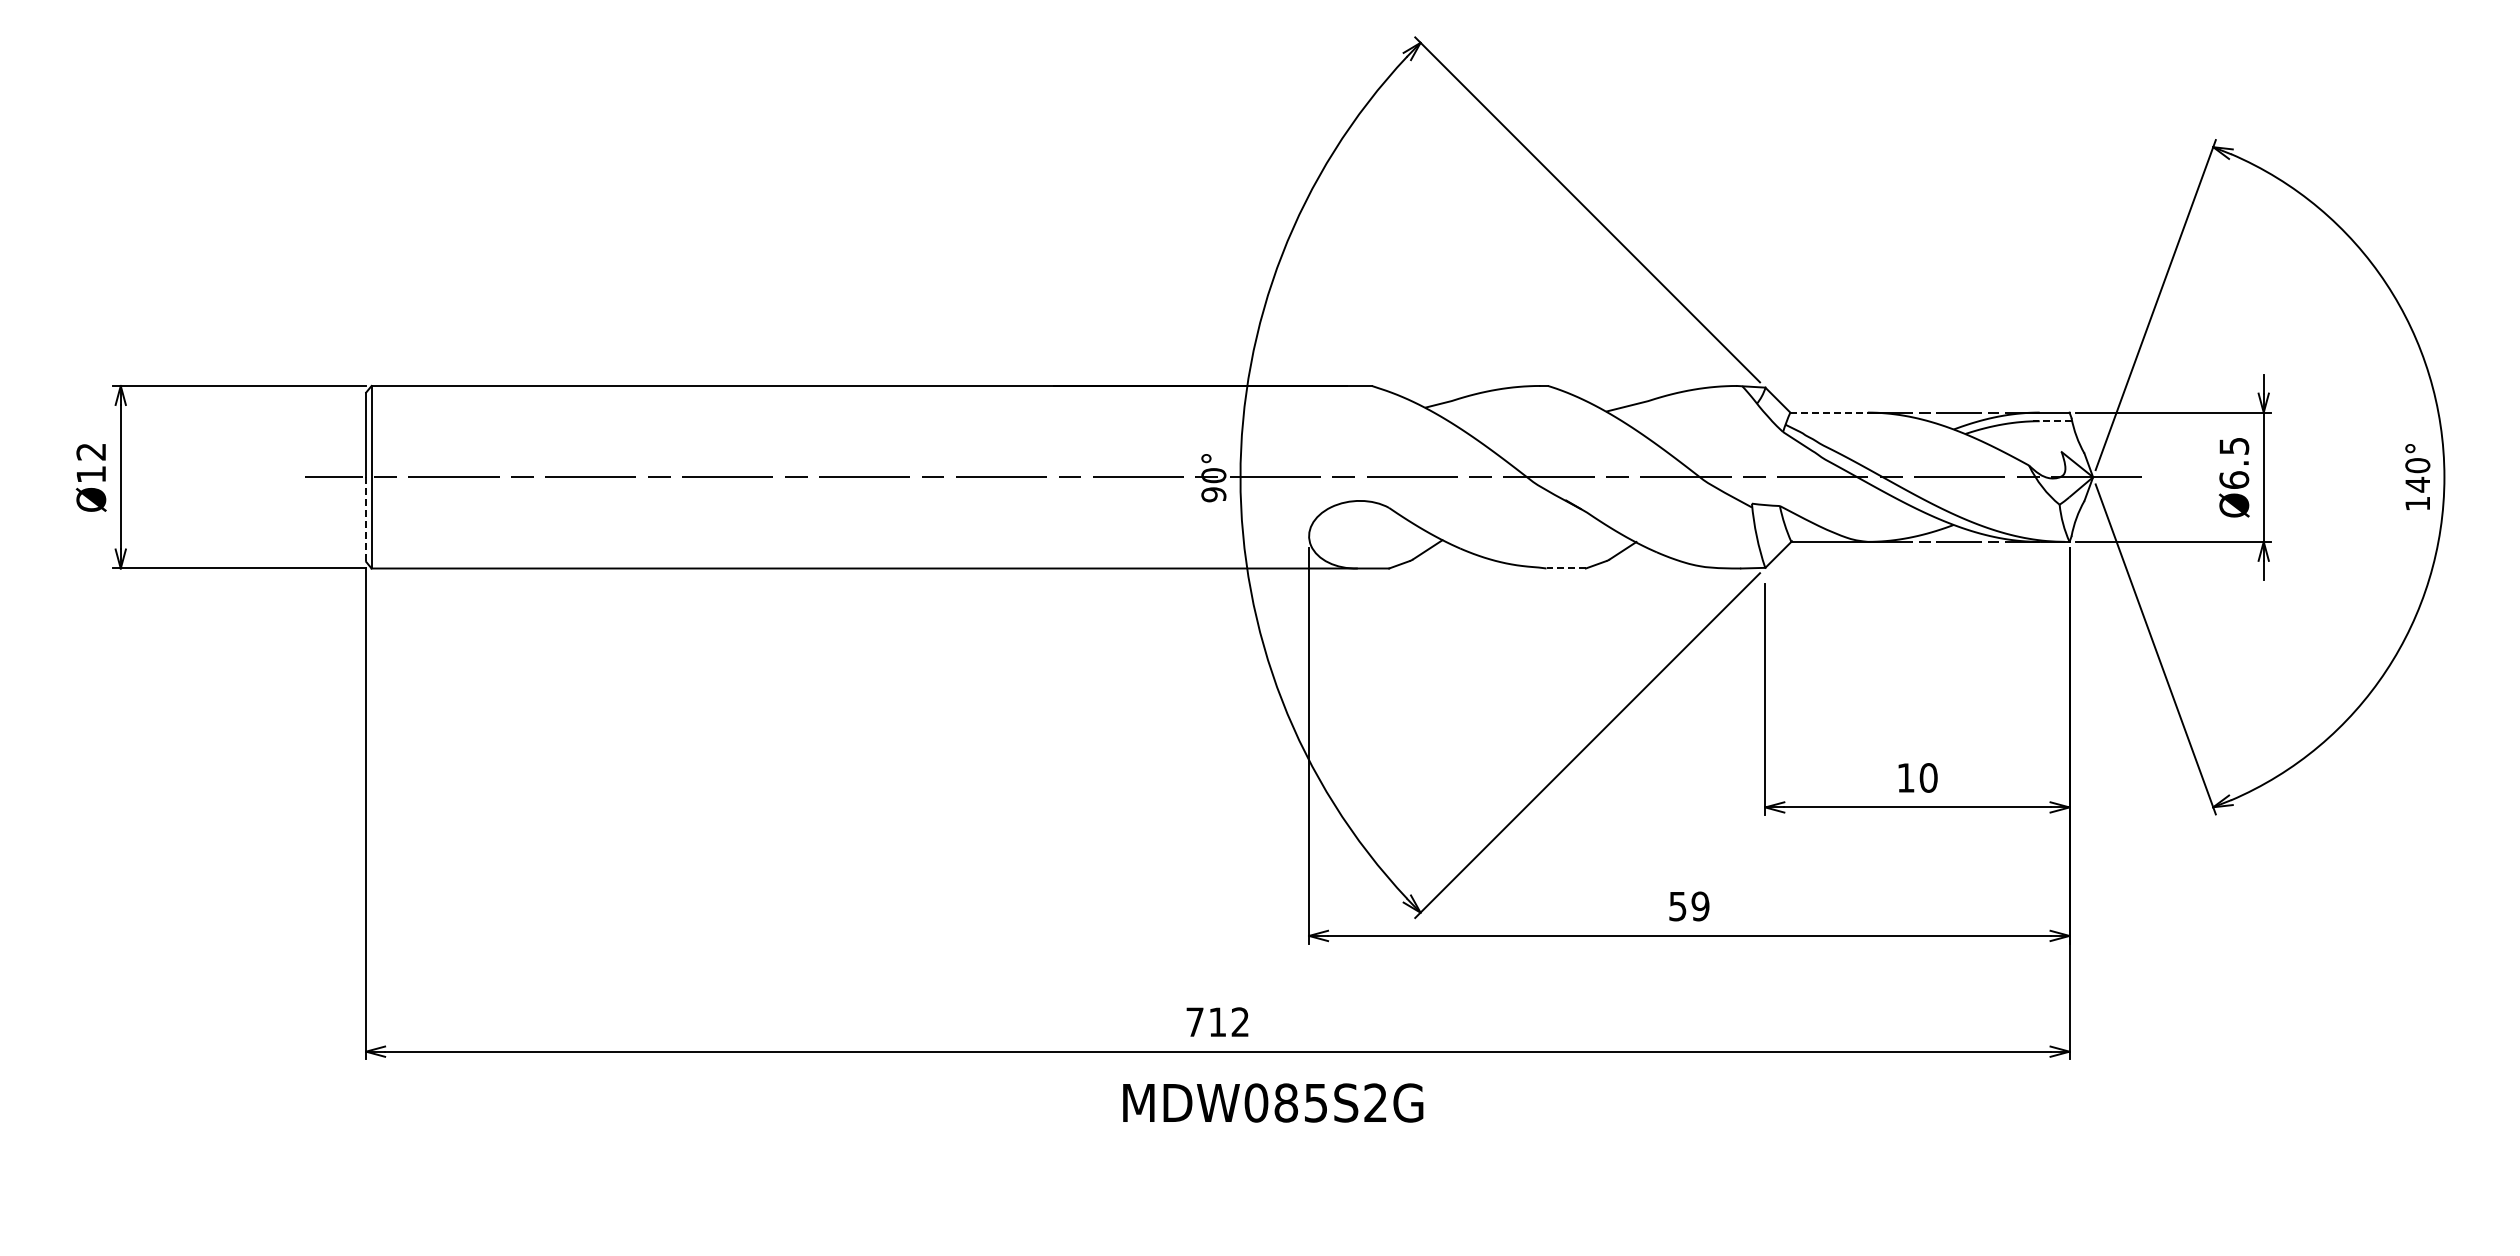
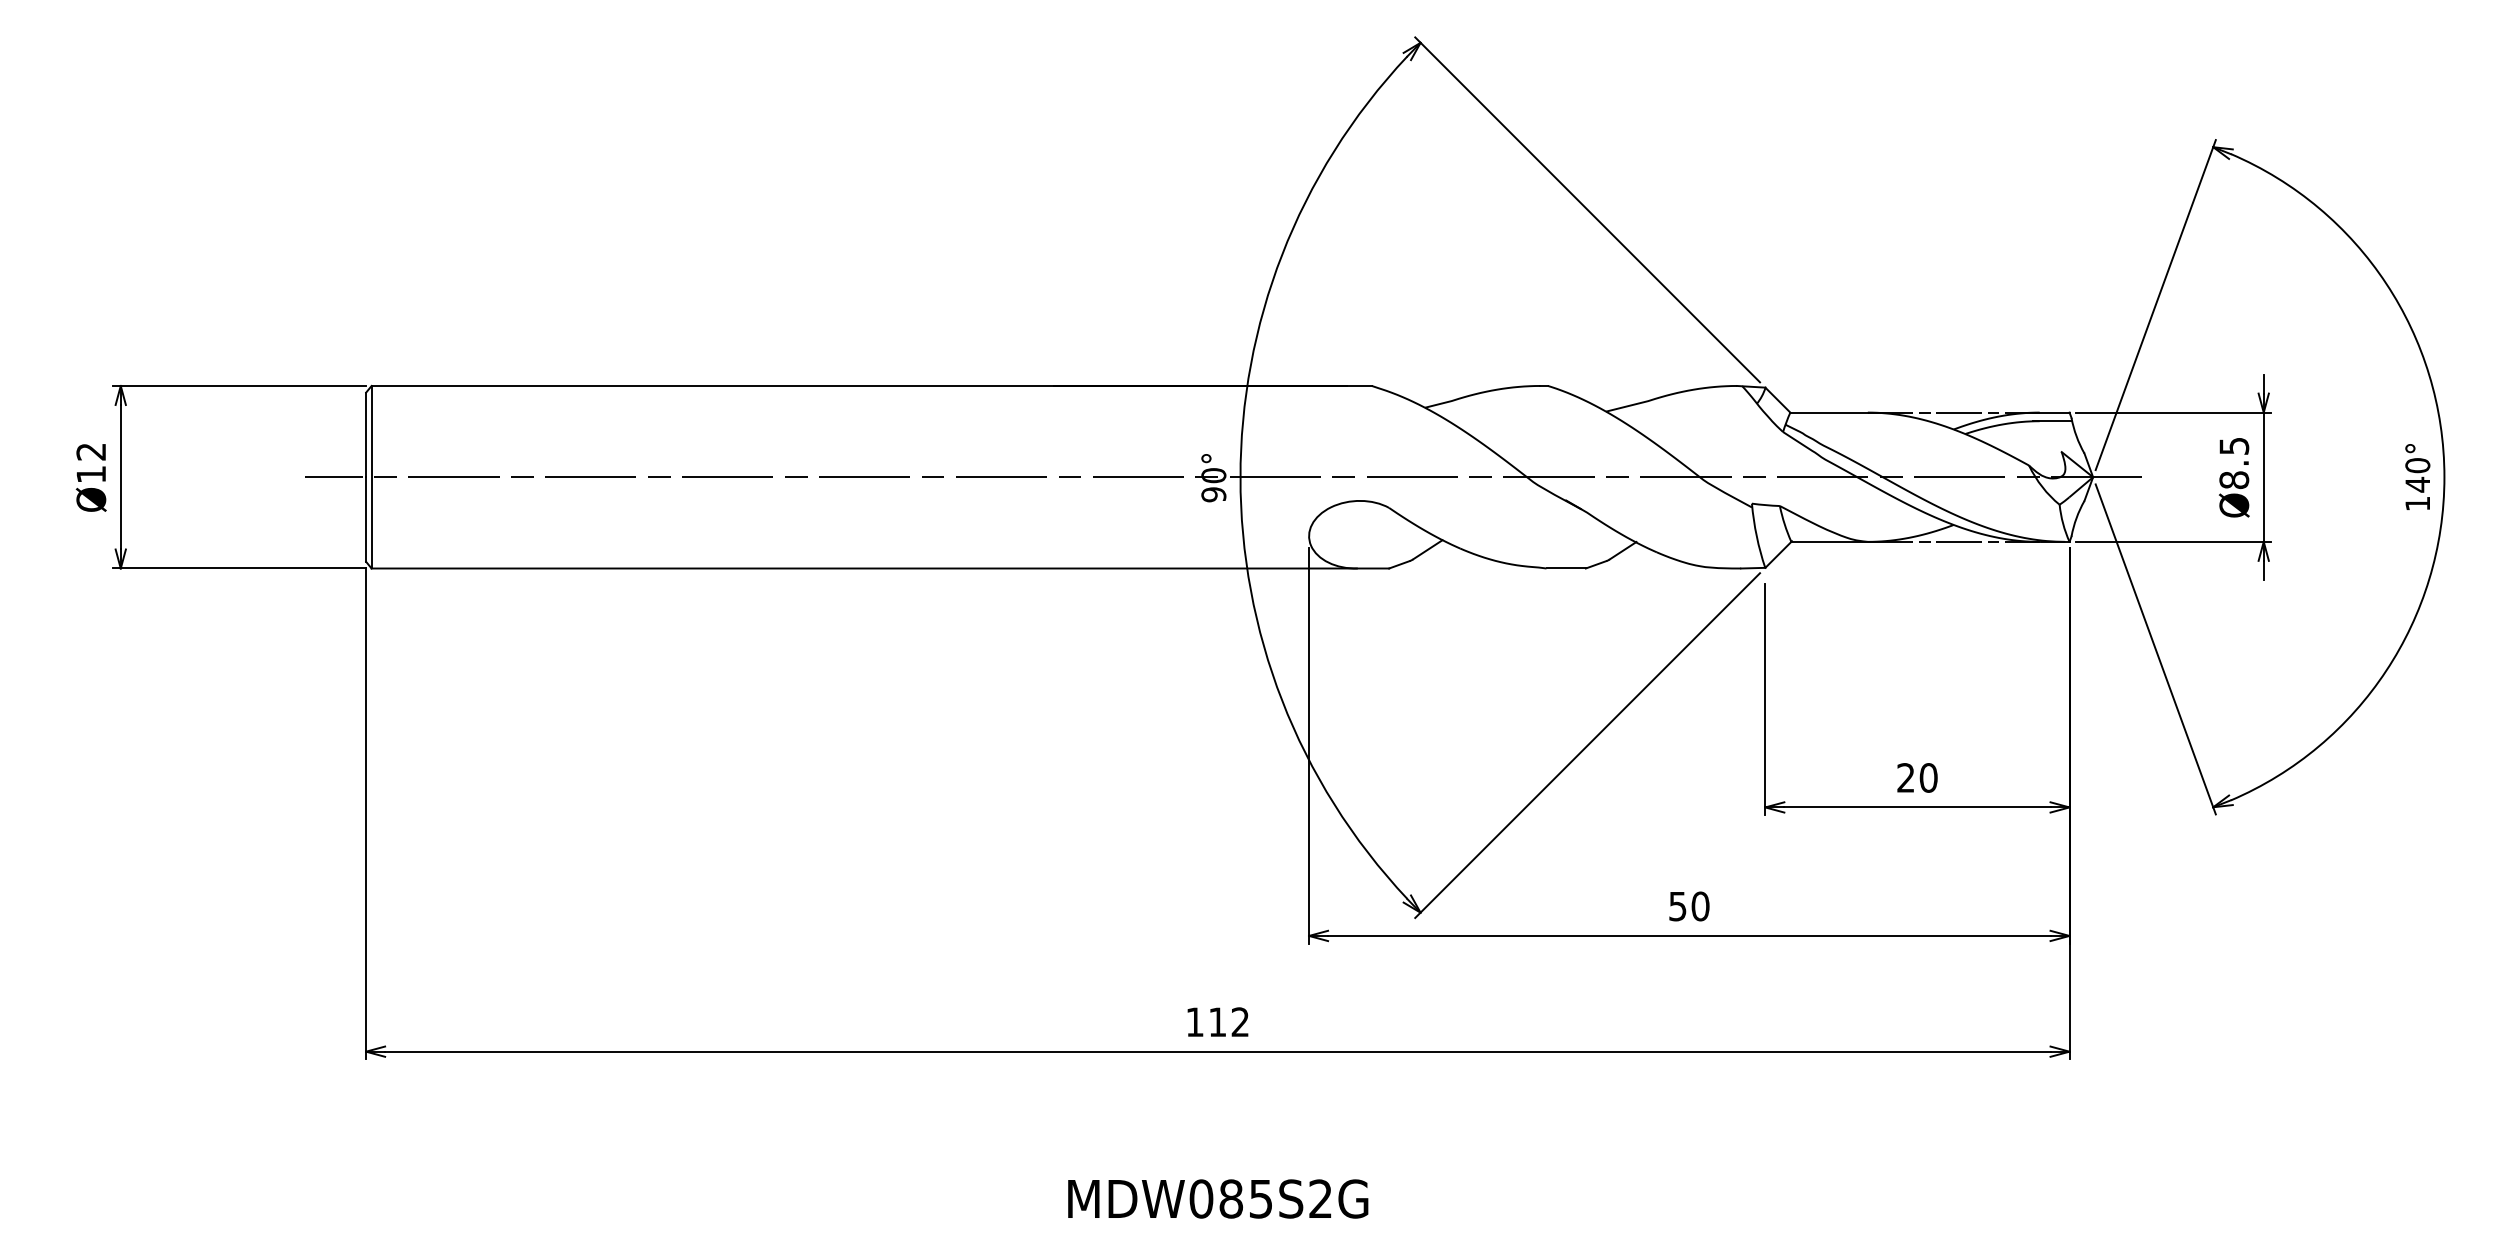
line: dashed -> solid (1829, 412)
line: dashed -> solid (2051, 421)
text: Ø6.5 -> Ø8.5 (2234, 480)
line: dashed -> solid (366, 520)
line: dashed -> solid (1566, 568)
text: 10 -> 20 (1905, 777)
text: 59 -> 50 (1700, 906)
text: 712 -> 112 (1194, 1021)
text position: (1273, 1102) -> (1218, 1198) (1218, 1198)
